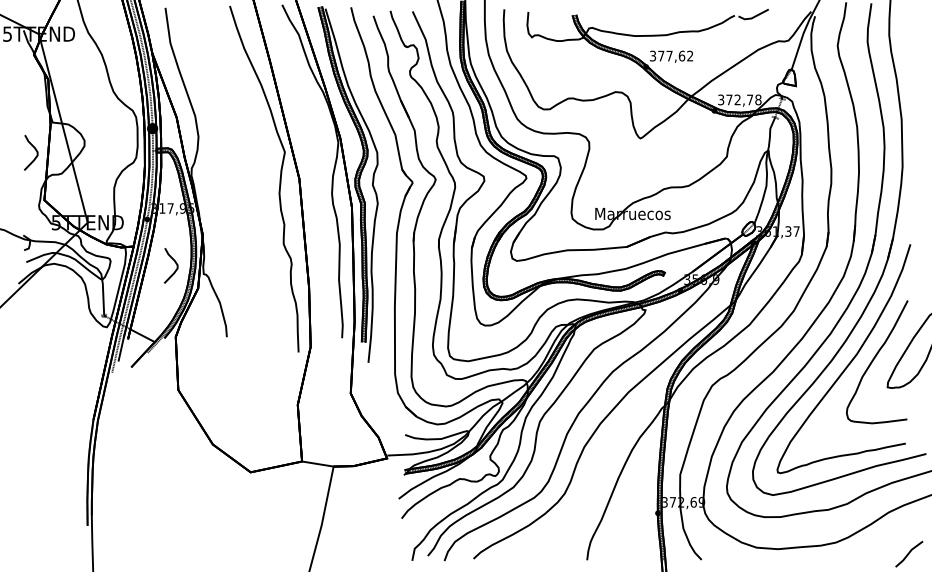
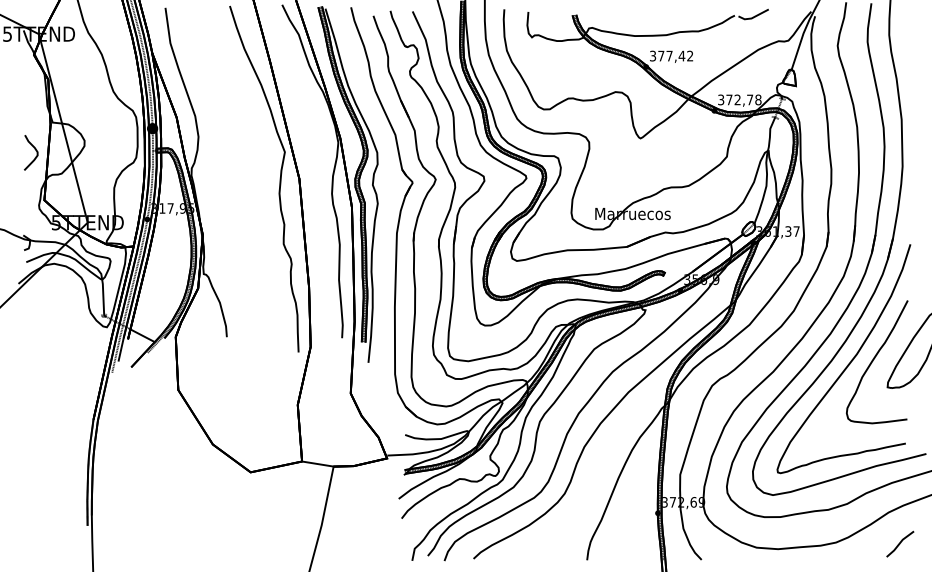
text: 377,62 -> 377,42 (681, 55)
curve: present -> none (174, 262)
line position: (909, 553) -> (900, 543) (900, 543)
